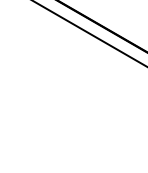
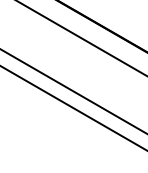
line position: (89, 33) -> (81, 38) (81, 38)
line: none -> present (73, 91)
line: none -> present (73, 108)
